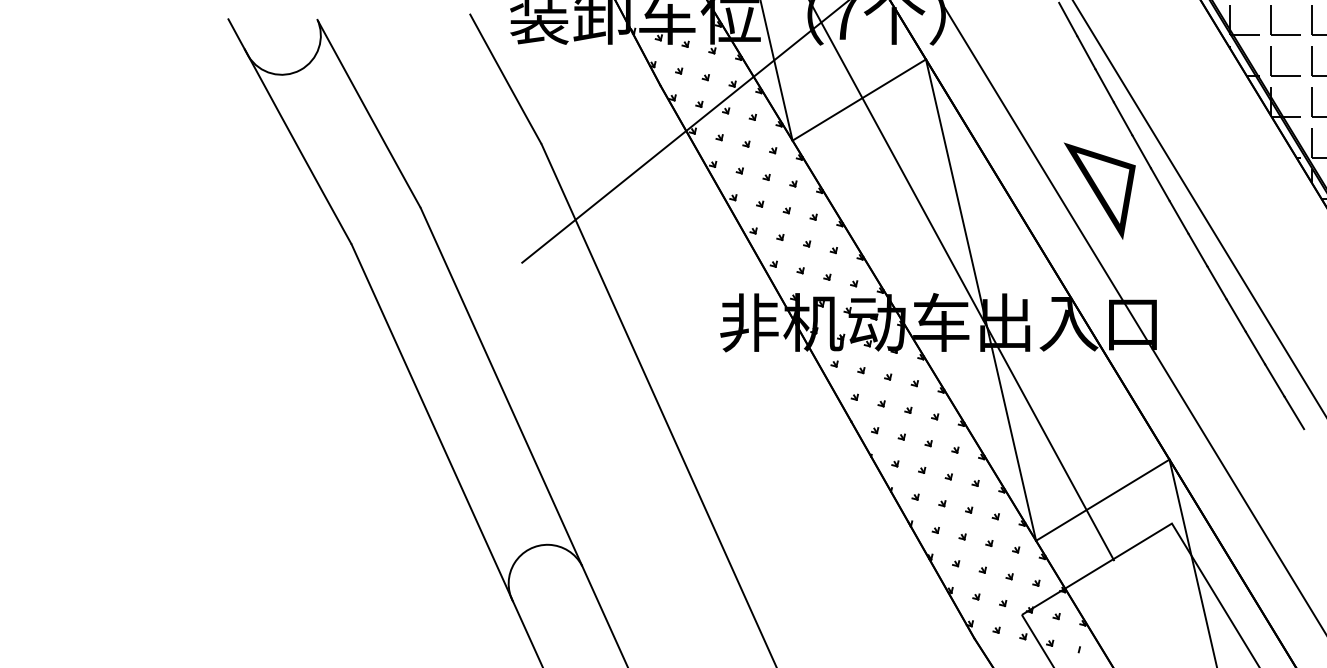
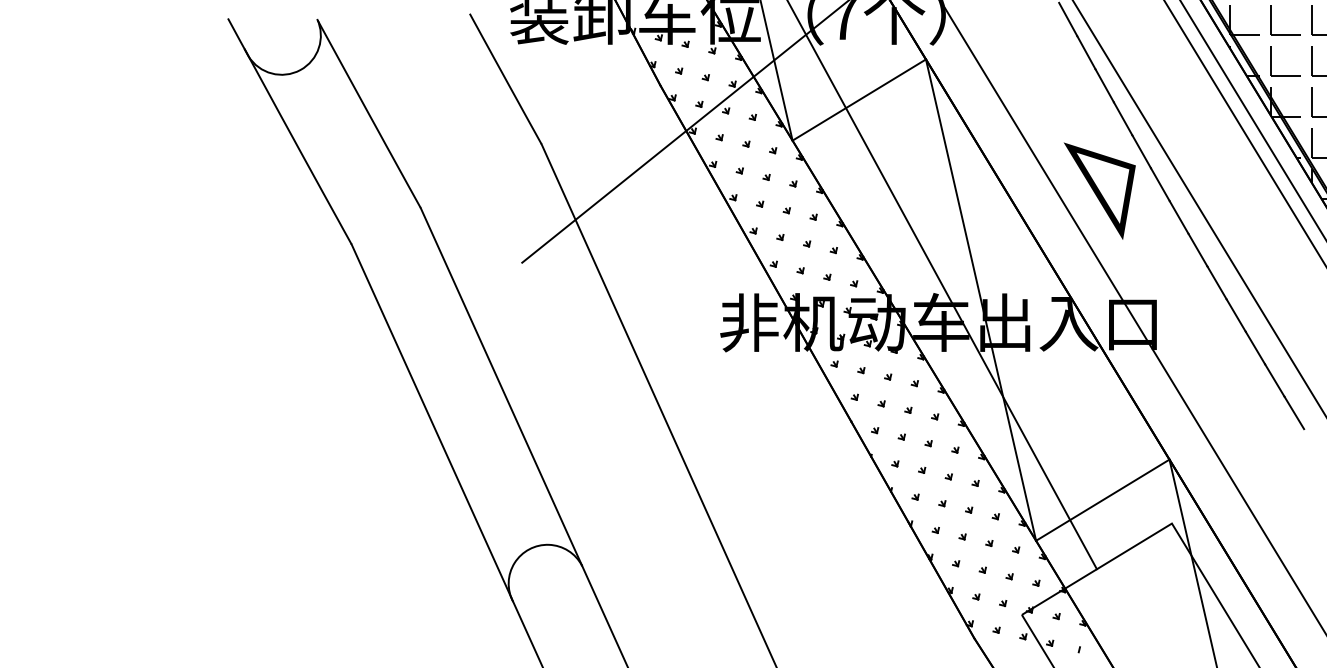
line: none -> present (1252, 119)
line: none -> present (1244, 132)
line position: (961, 281) -> (942, 285) (942, 285)
